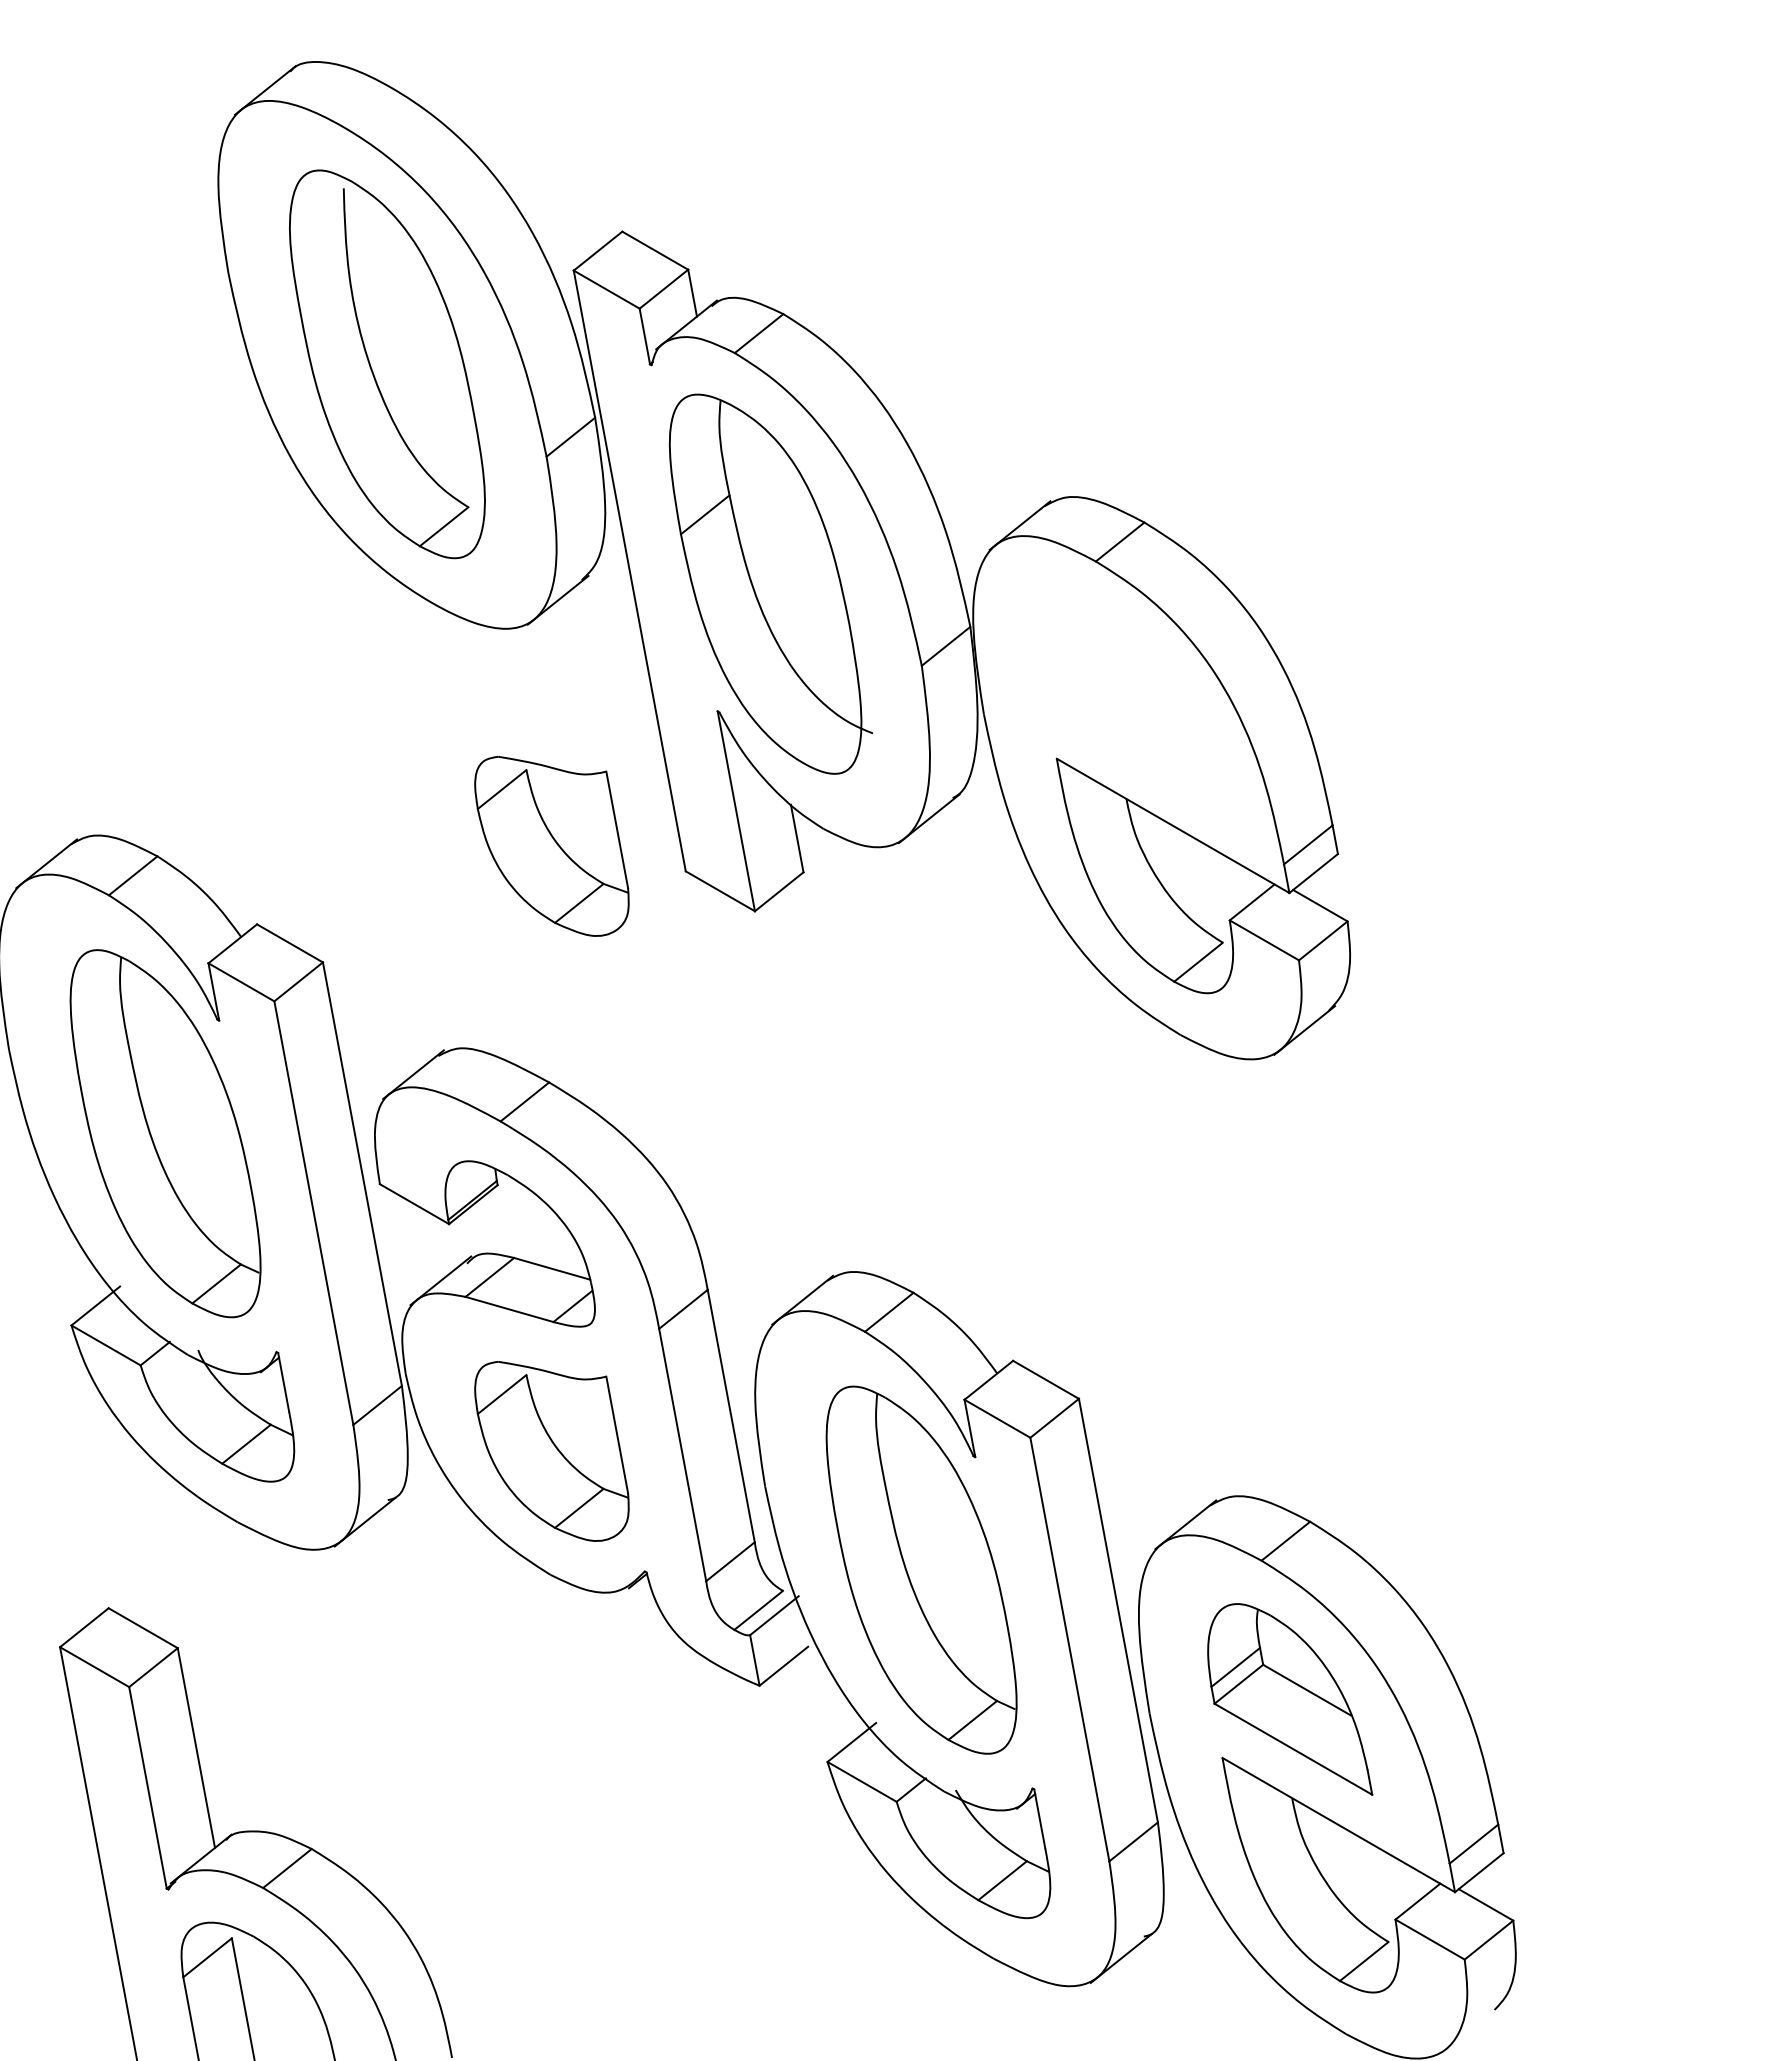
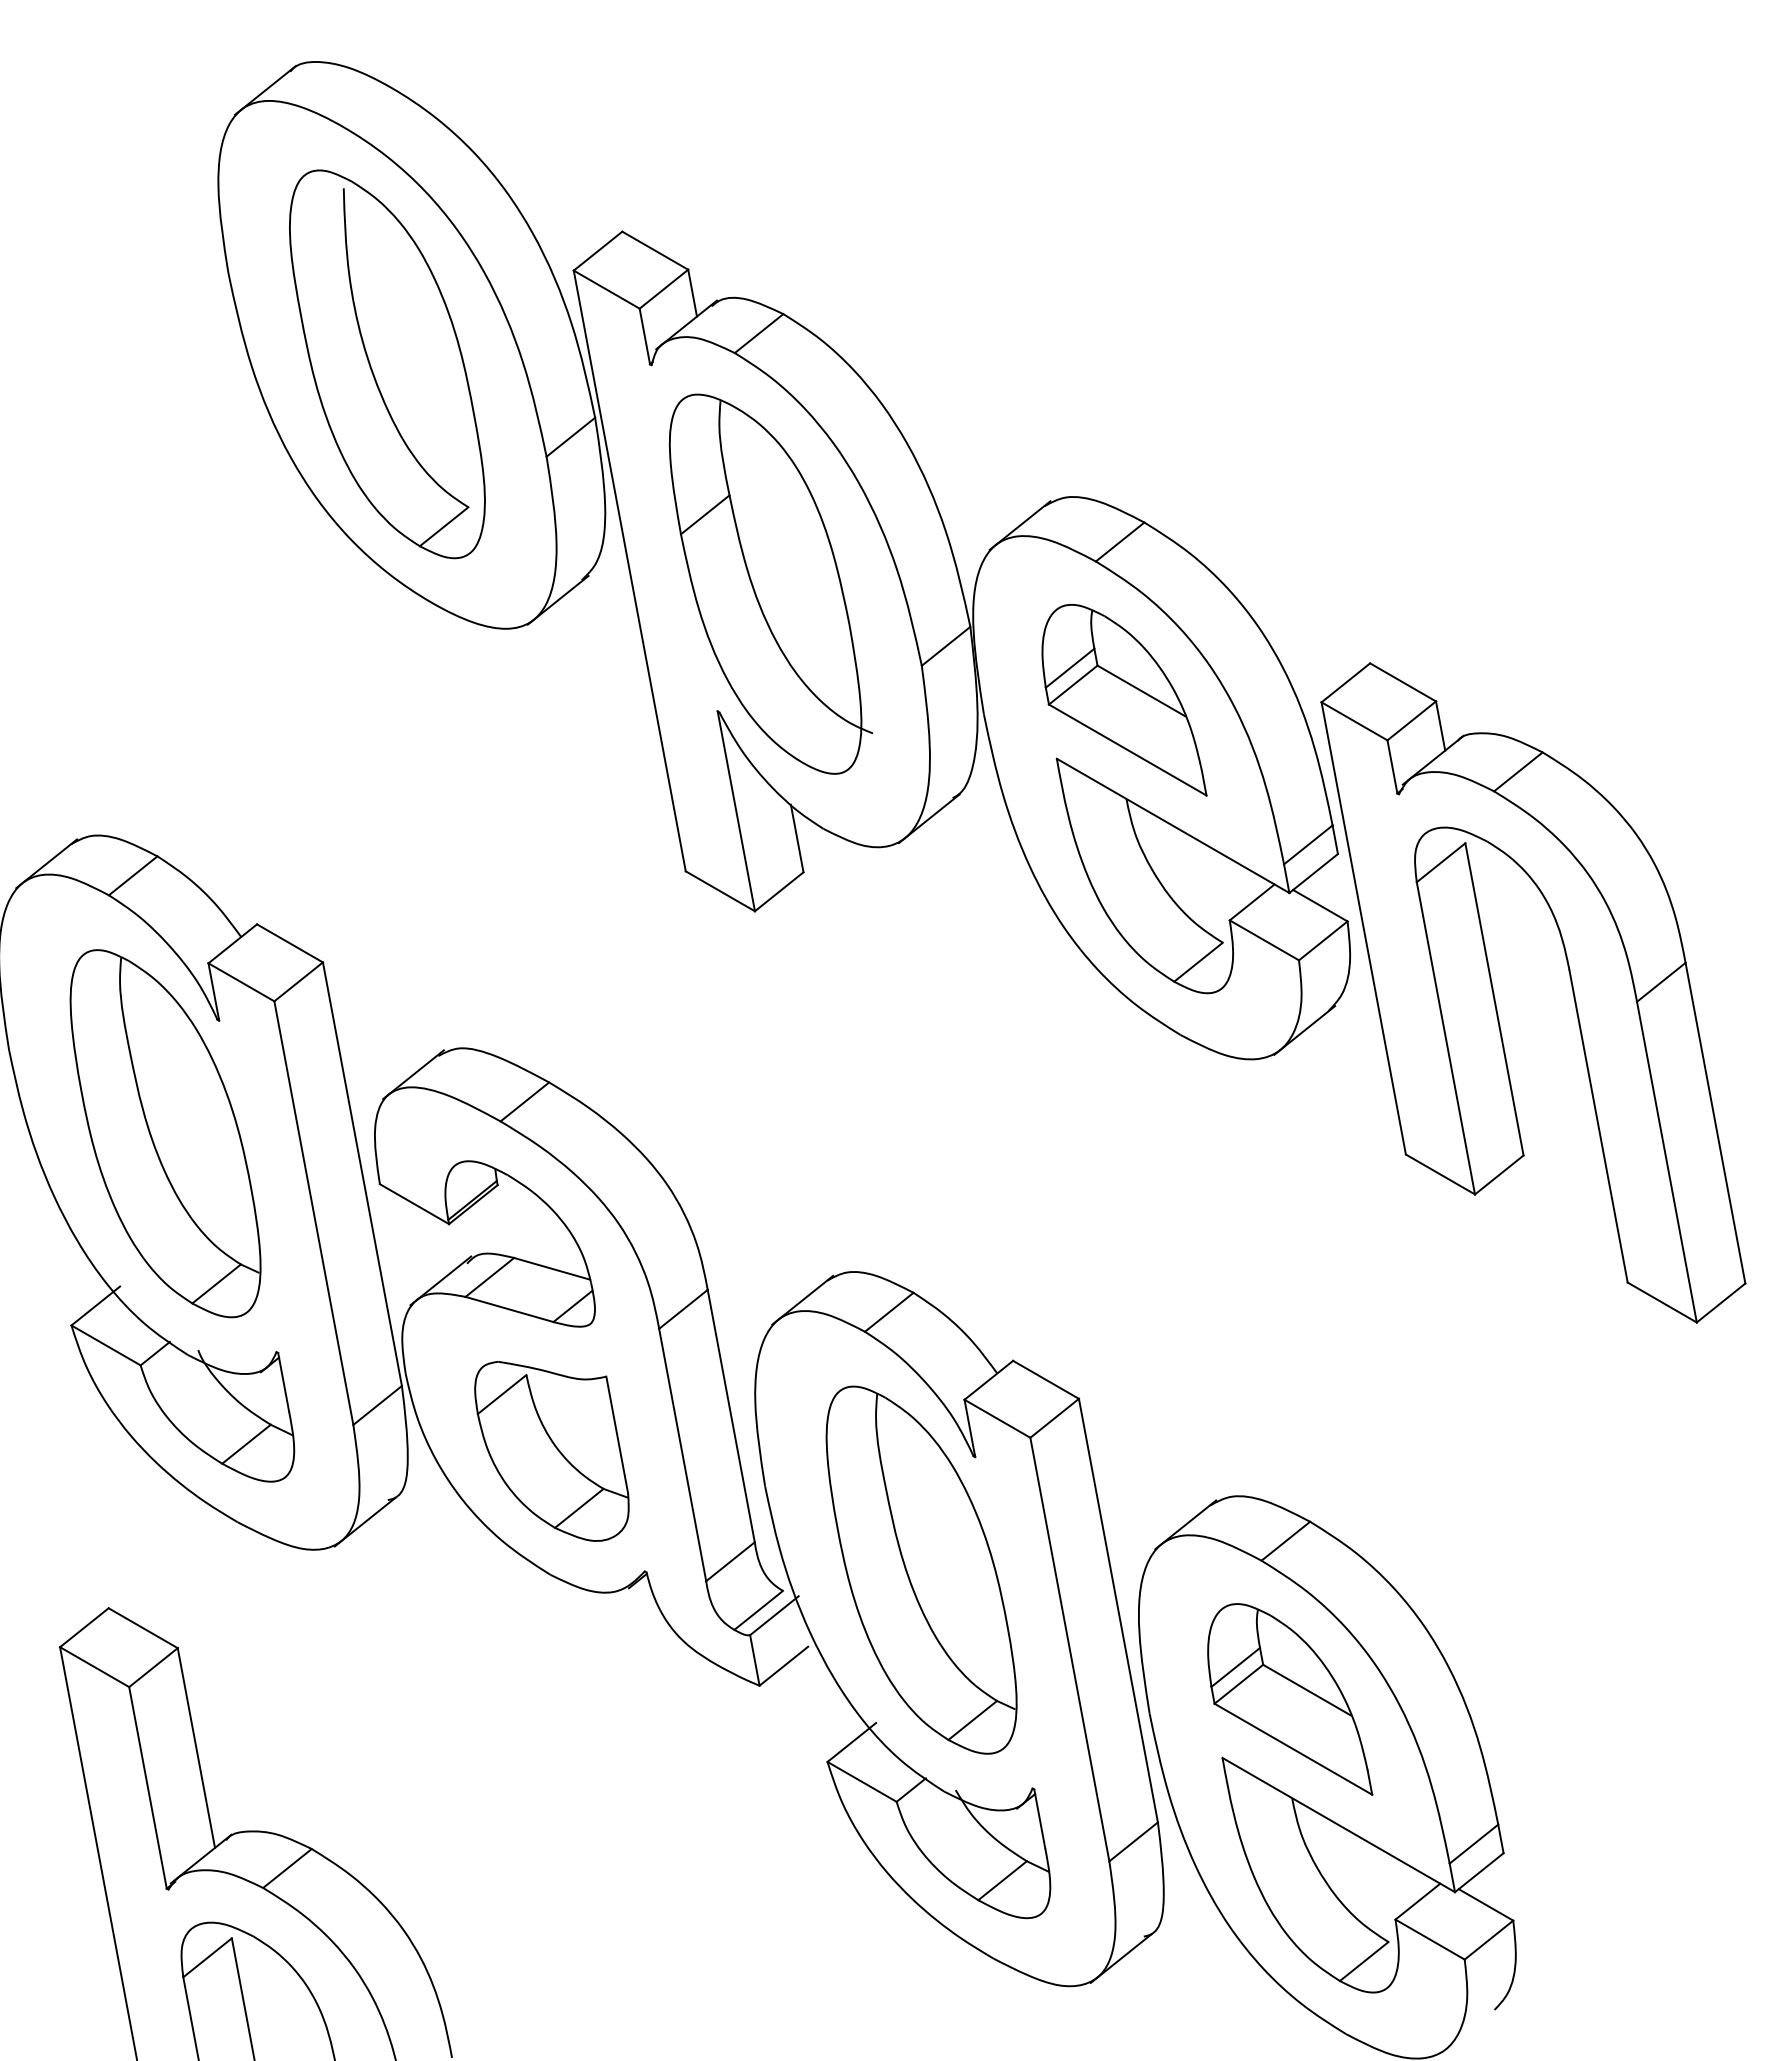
part: none -> present (1124, 700)
part: present -> none (551, 846)
part: none -> present (1570, 982)
